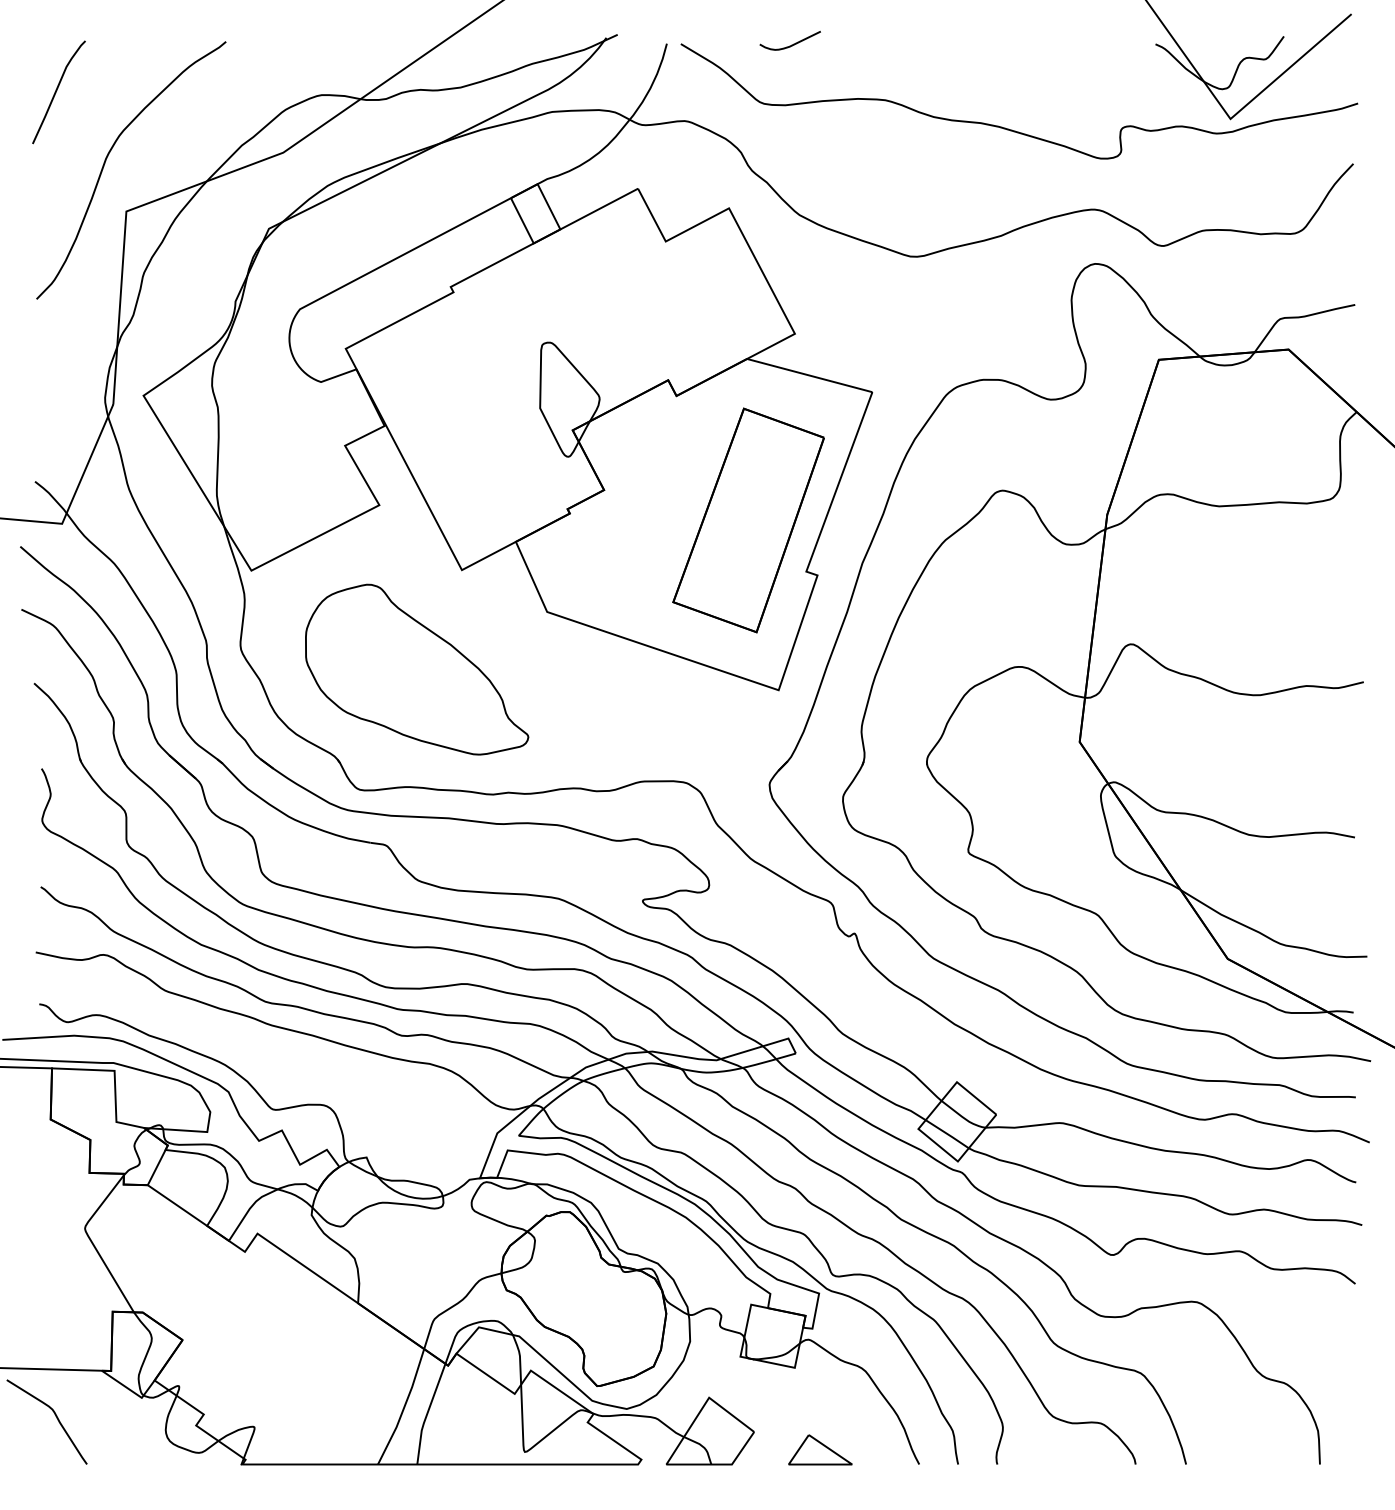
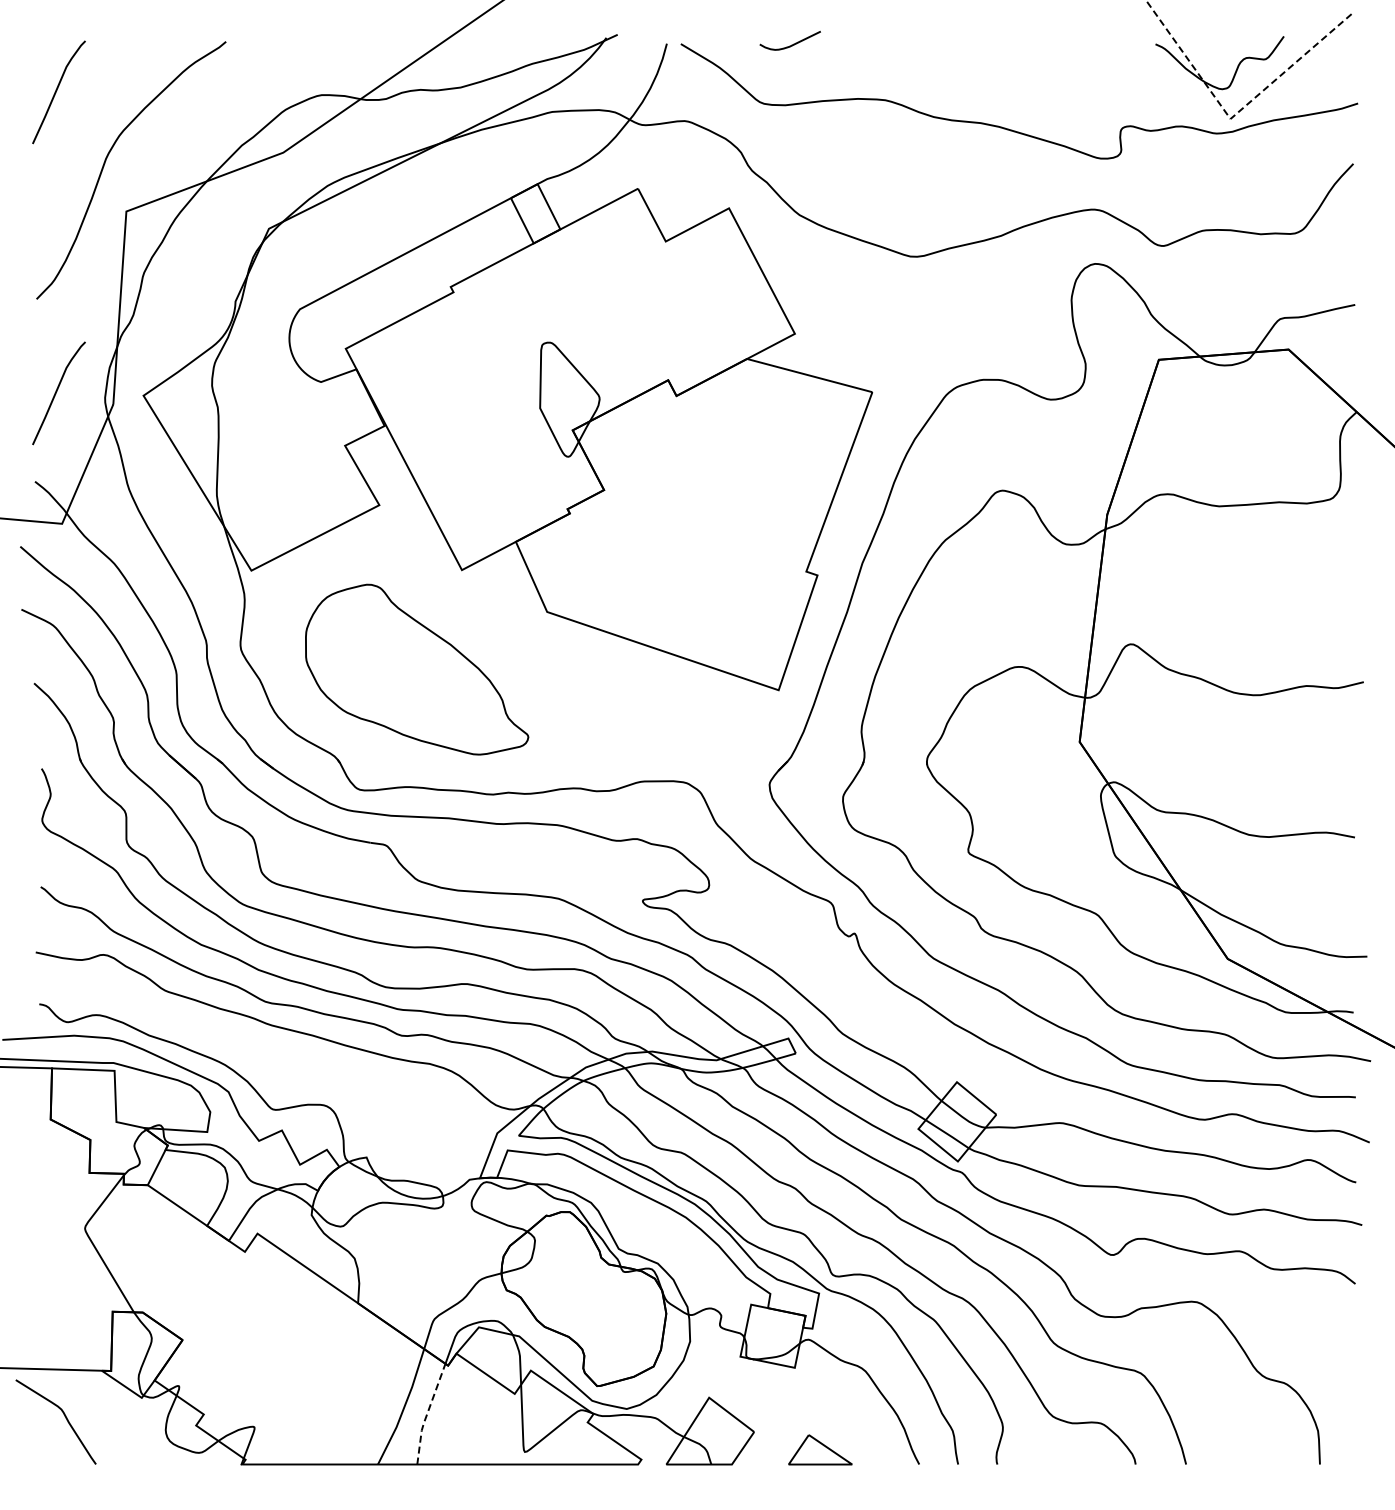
line: solid -> dashed (1235, 114)
curve: none -> present (56, 393)
part: present -> none (748, 520)
line: solid -> dashed (427, 1413)
curve position: (55, 1416) -> (64, 1416) (64, 1416)
